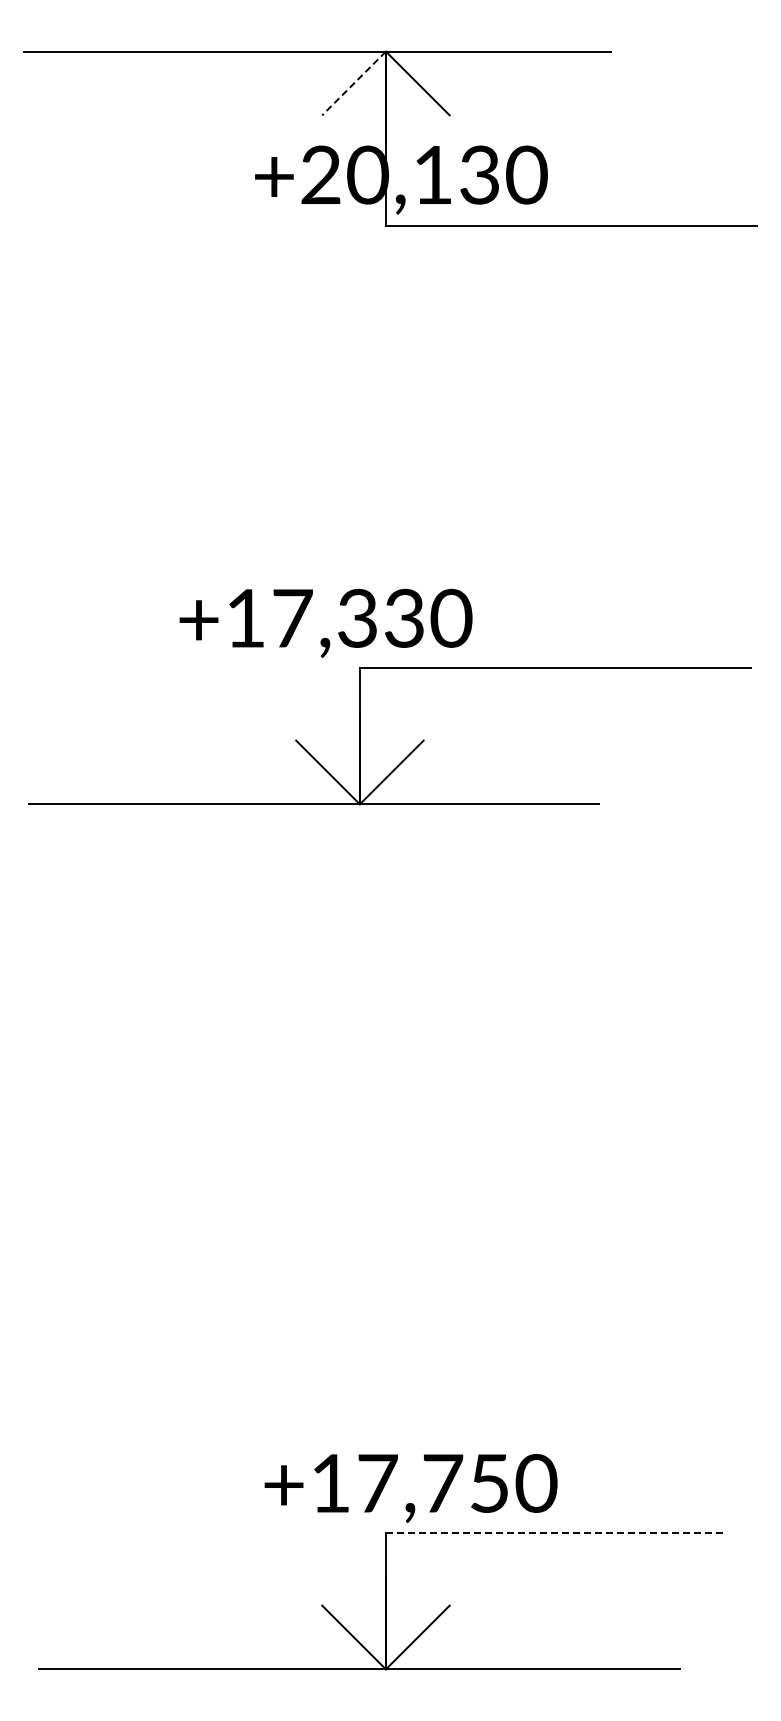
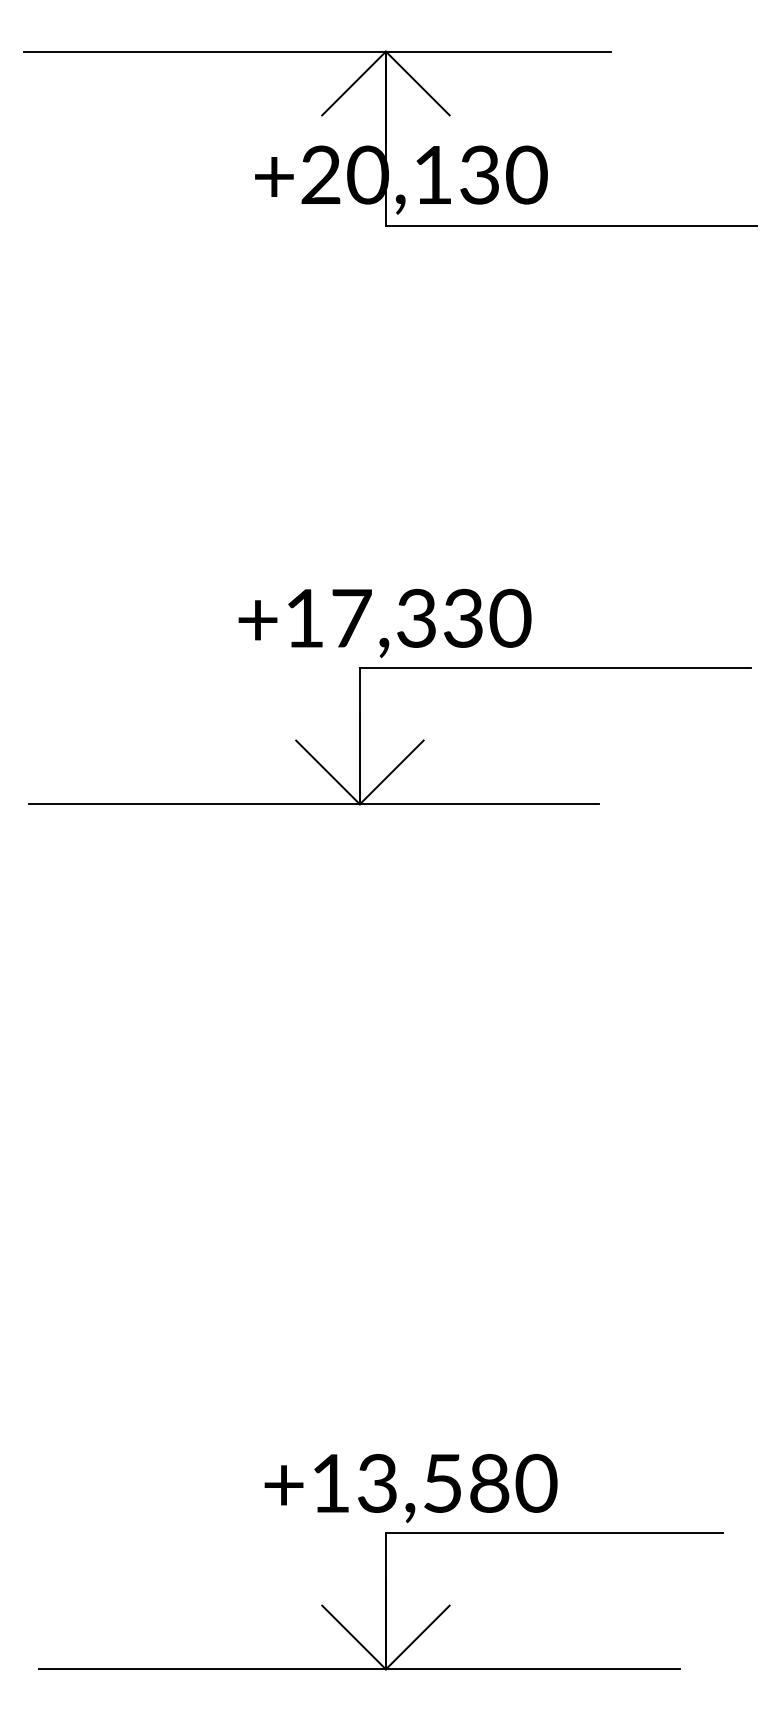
line: dashed -> solid (353, 83)
text position: (325, 622) -> (384, 622) (384, 622)
text: +17,750 -> +13,580 (433, 1483)
line: dashed -> solid (554, 1533)
